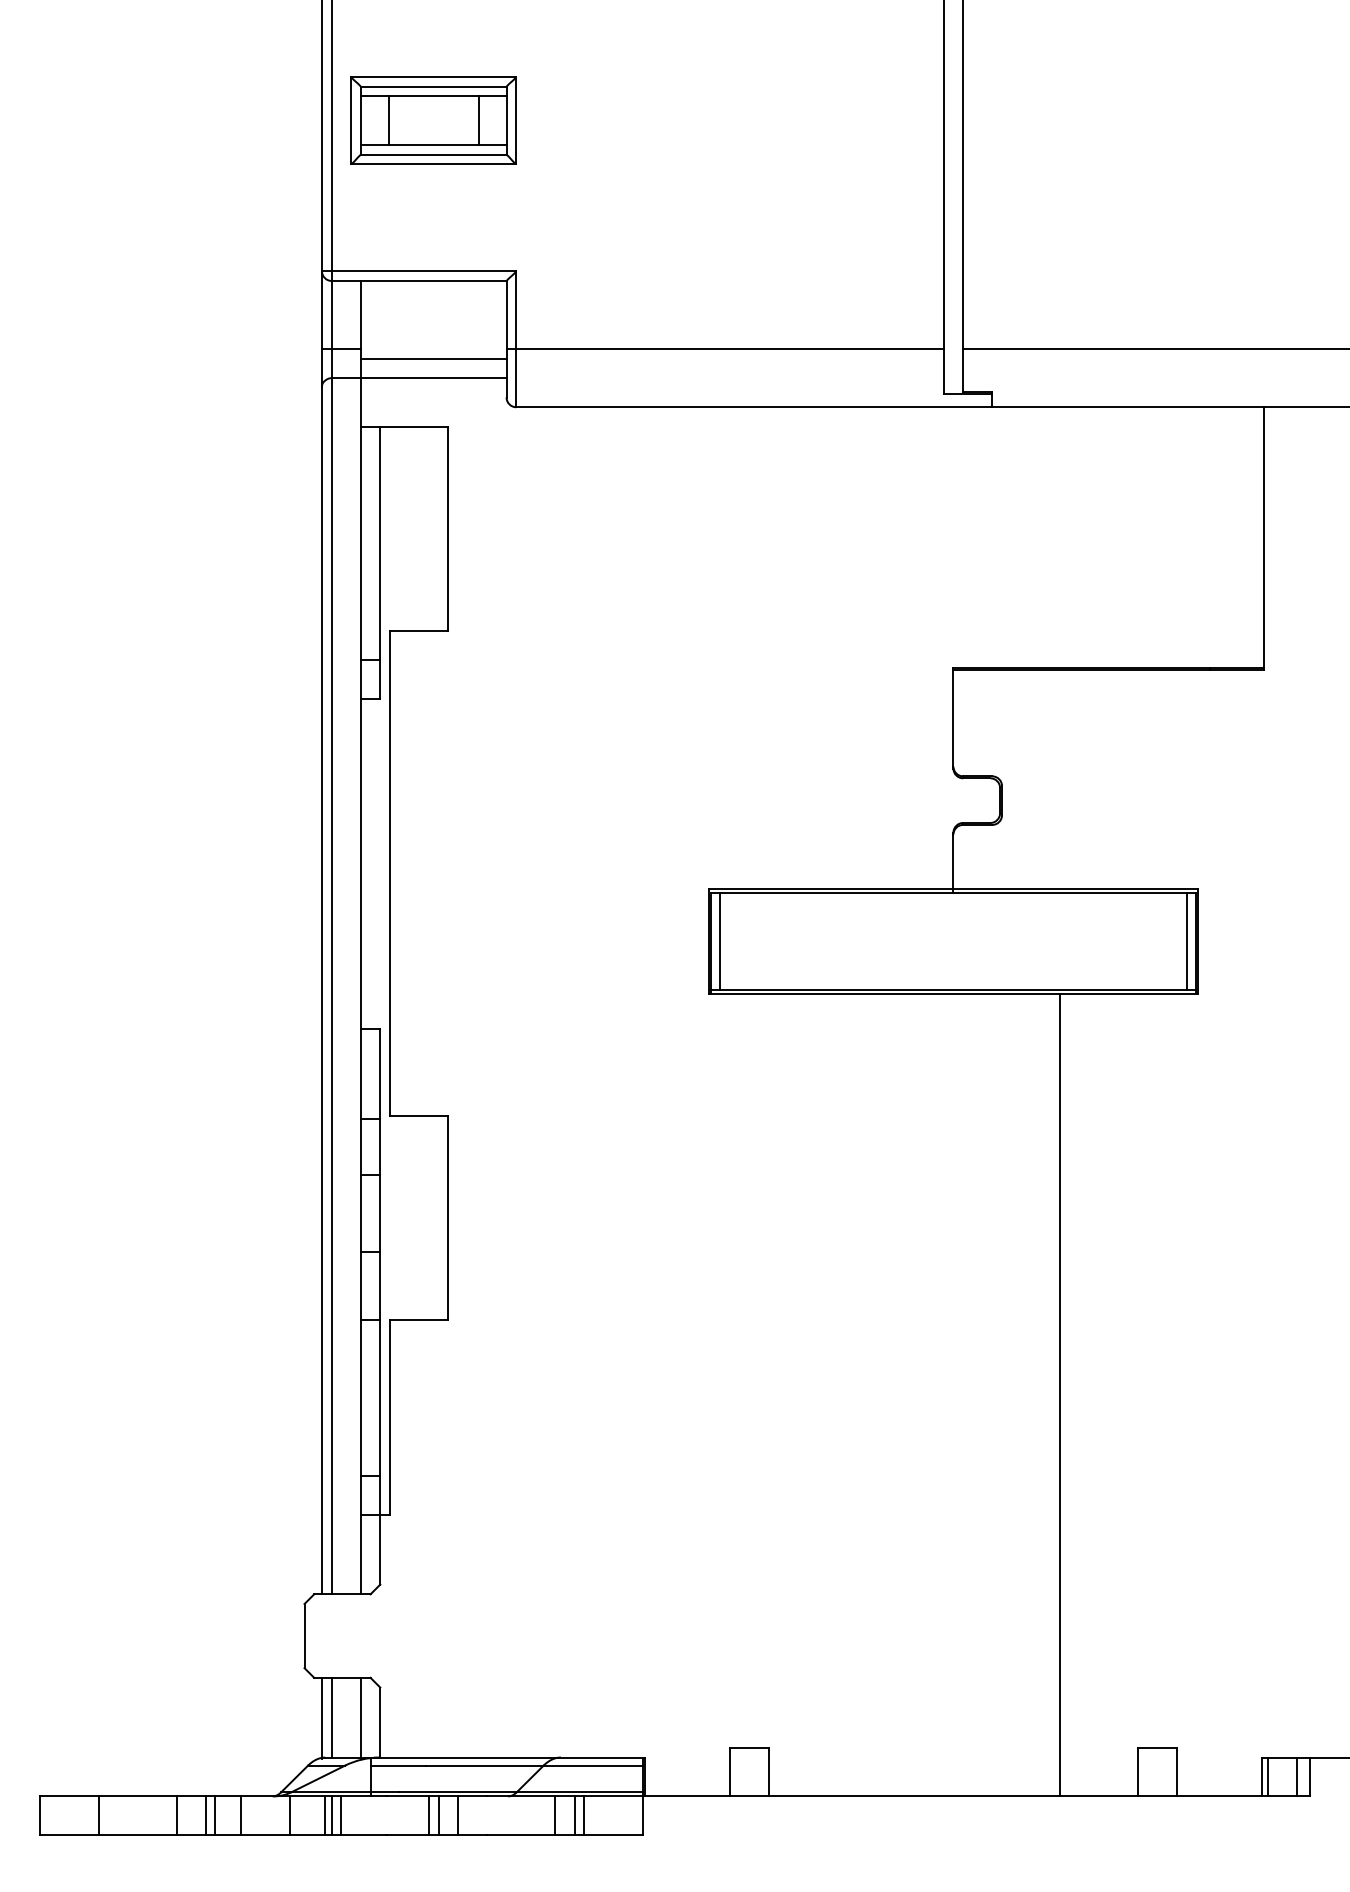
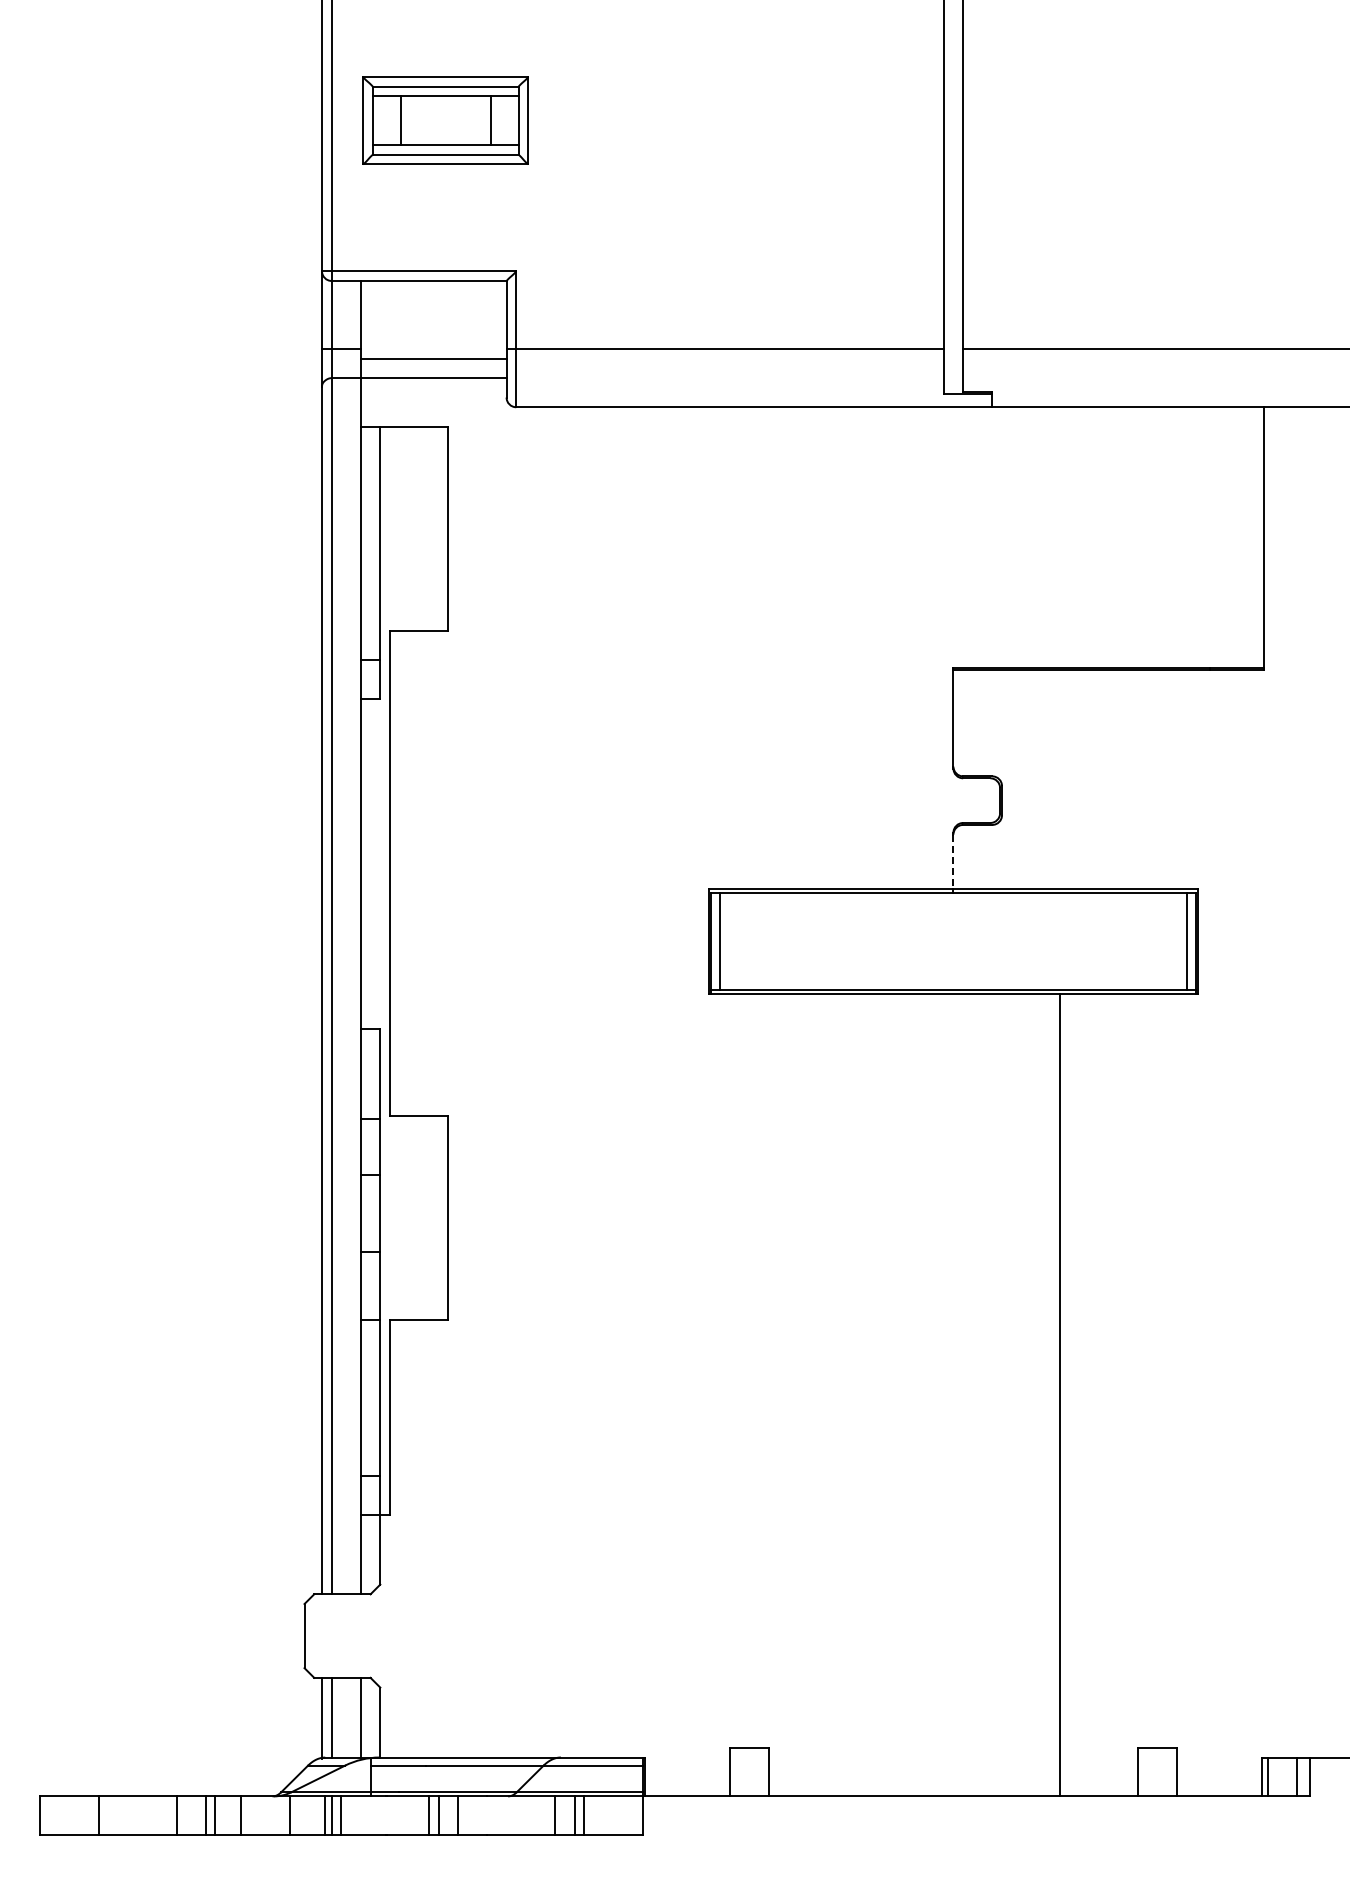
part position: (433, 120) -> (445, 120) (445, 120)
line: solid -> dashed (953, 862)
